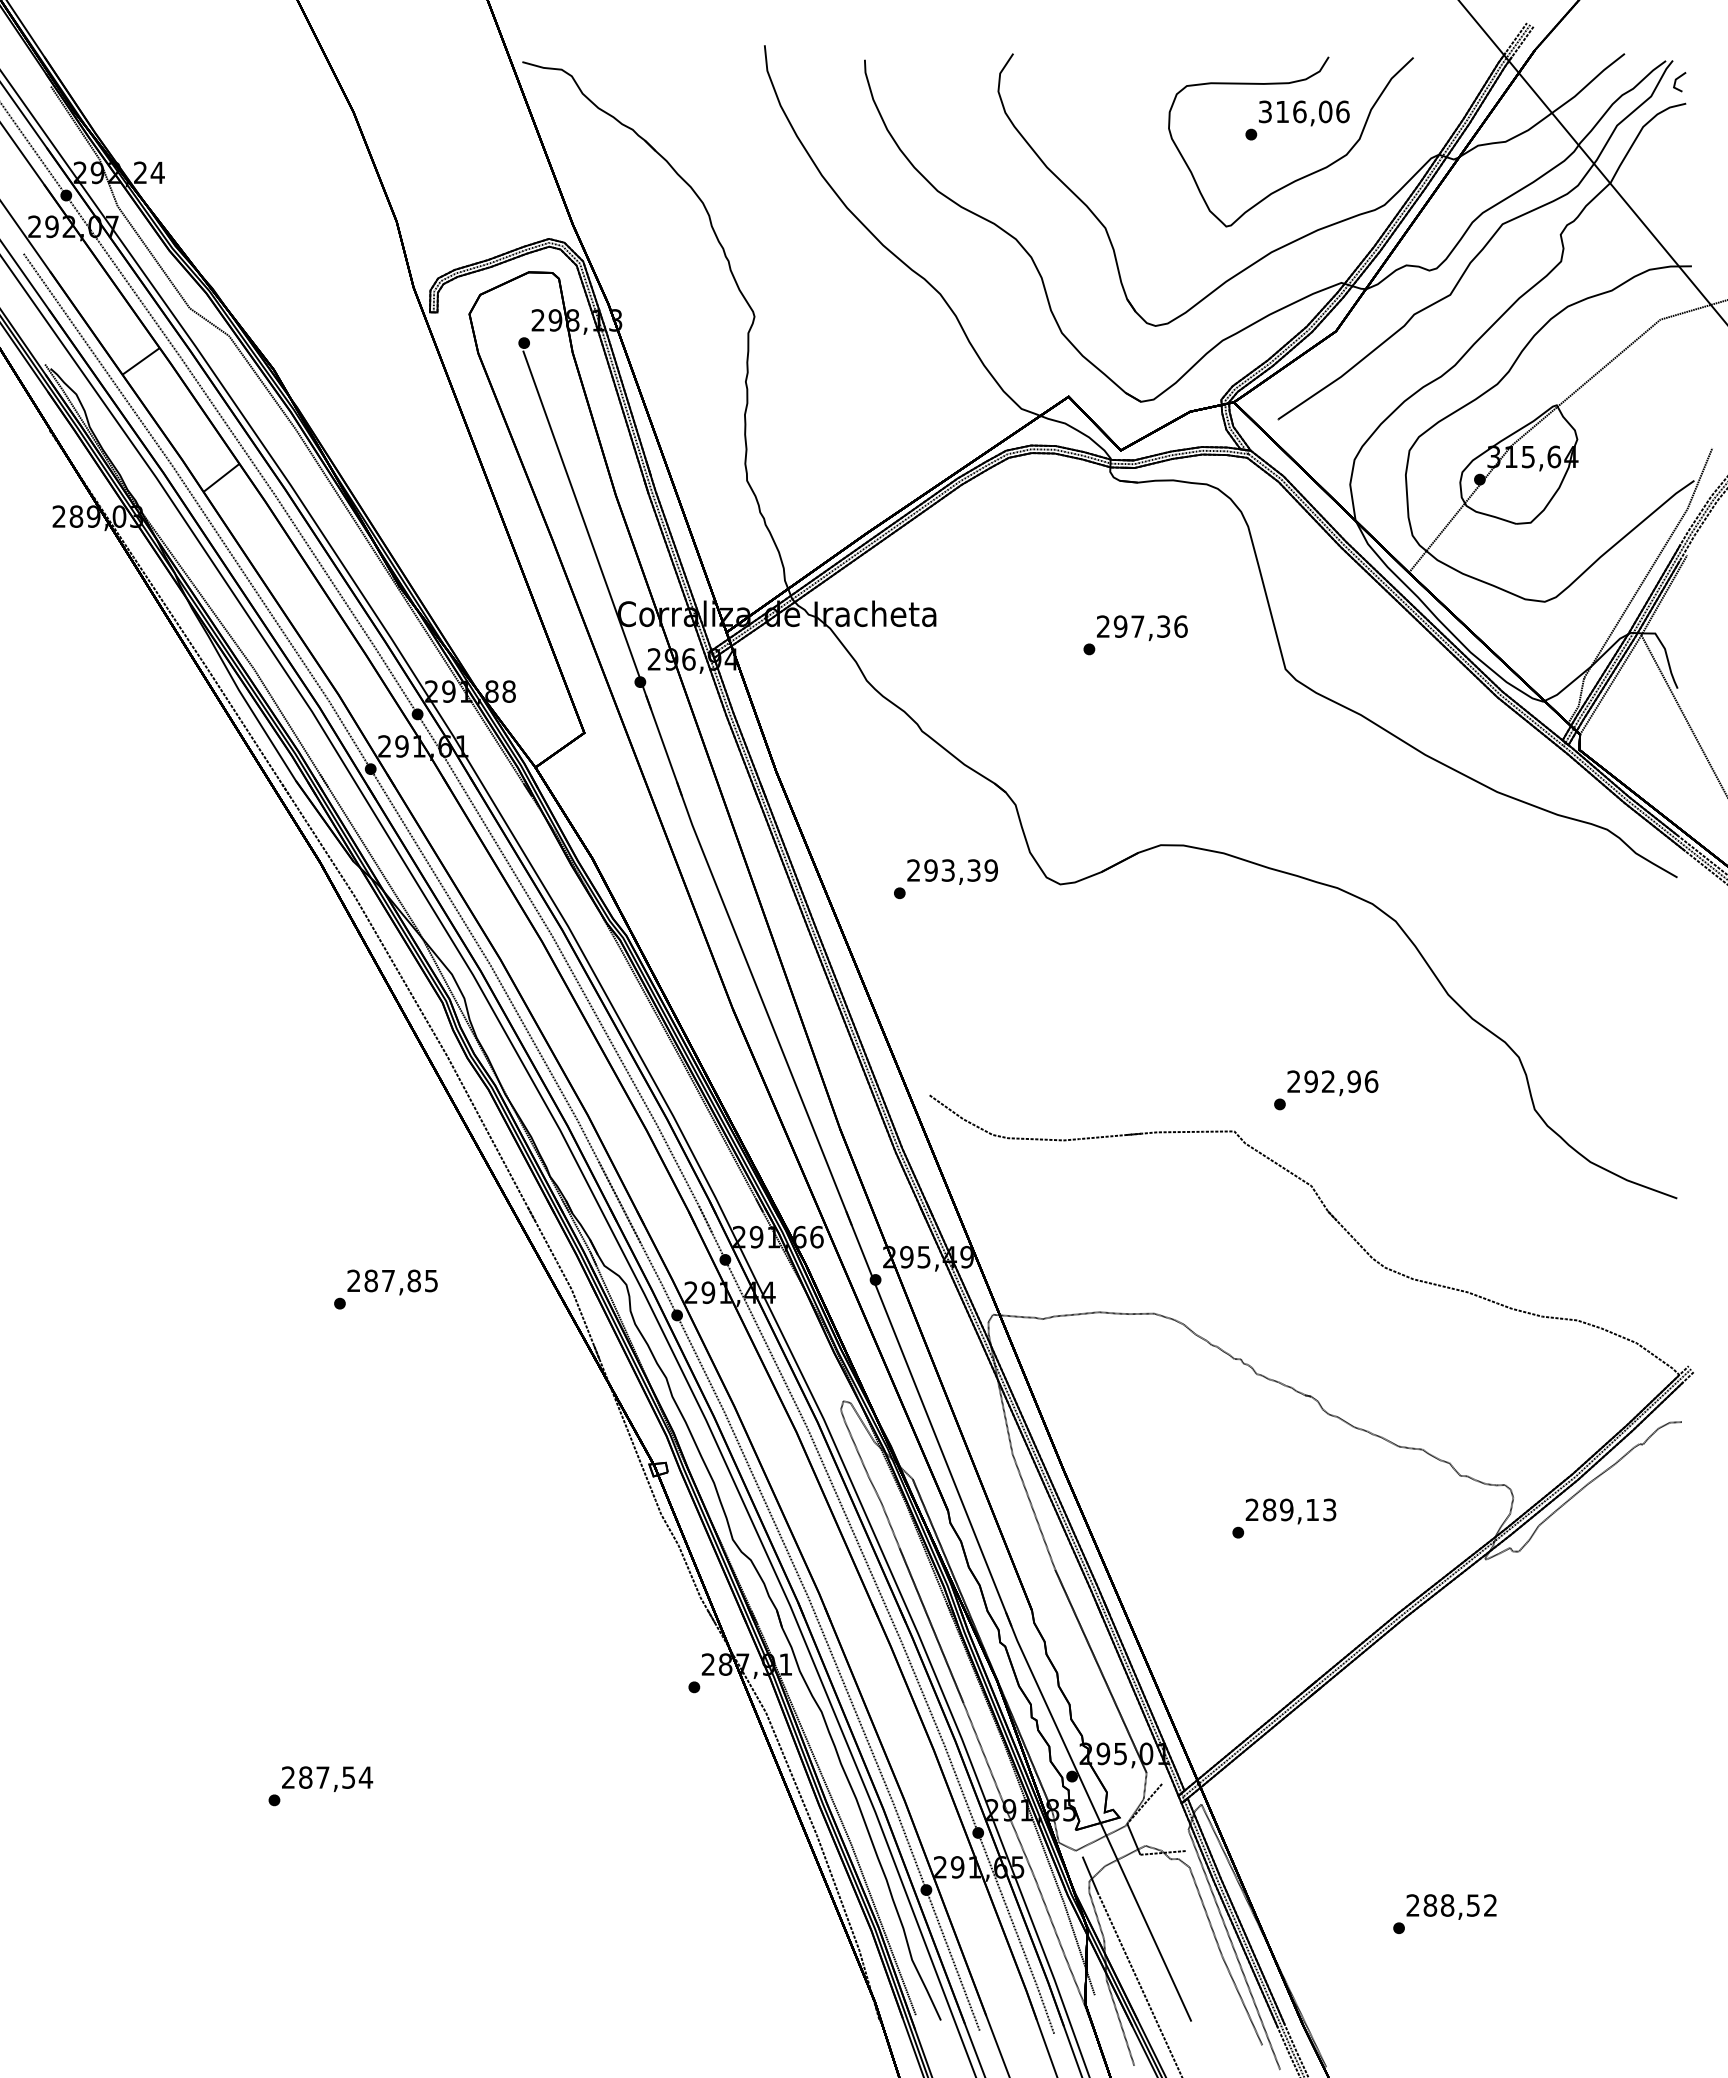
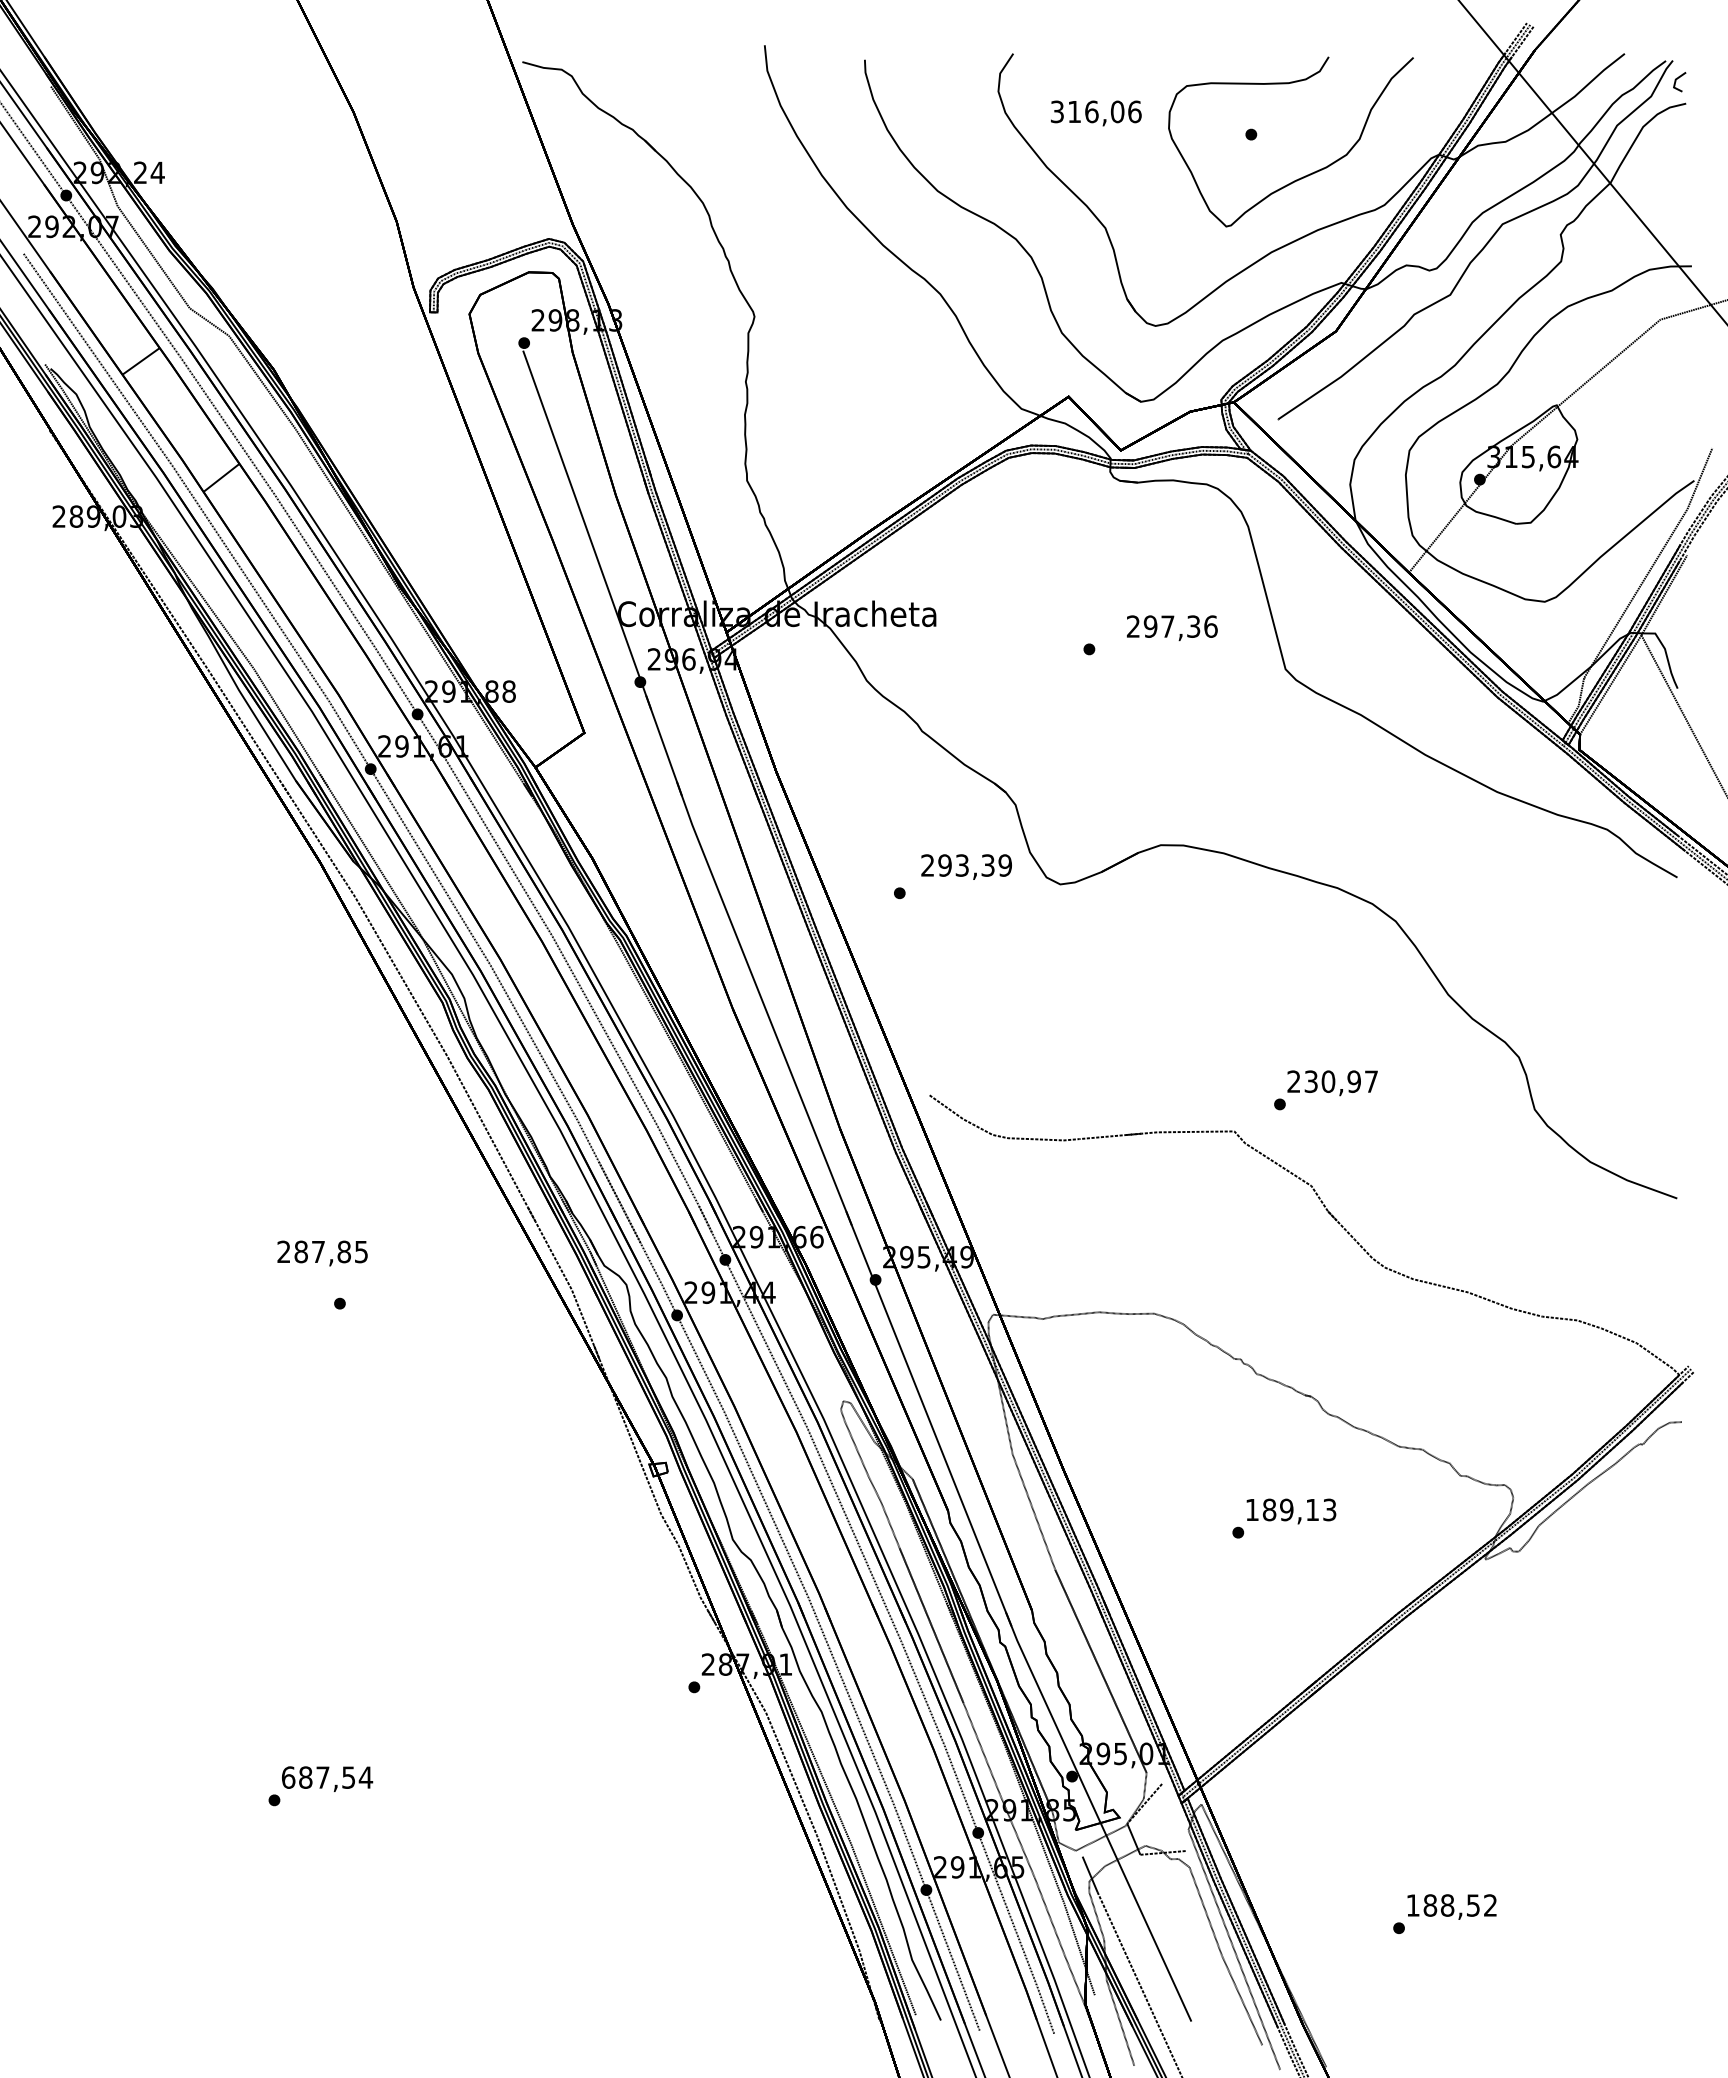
text position: (1304, 113) -> (1096, 113) (1096, 113)
text position: (1142, 628) -> (1172, 628) (1172, 628)
text position: (952, 871) -> (966, 866) (966, 866)
text: 292,96 -> 230,97 (1341, 1081)
text position: (392, 1282) -> (322, 1253) (322, 1253)
text: 289,13 -> 189,13 (1251, 1509)
text: 287,54 -> 687,54 (288, 1777)
text: 288,52 -> 188,52 (1412, 1905)
